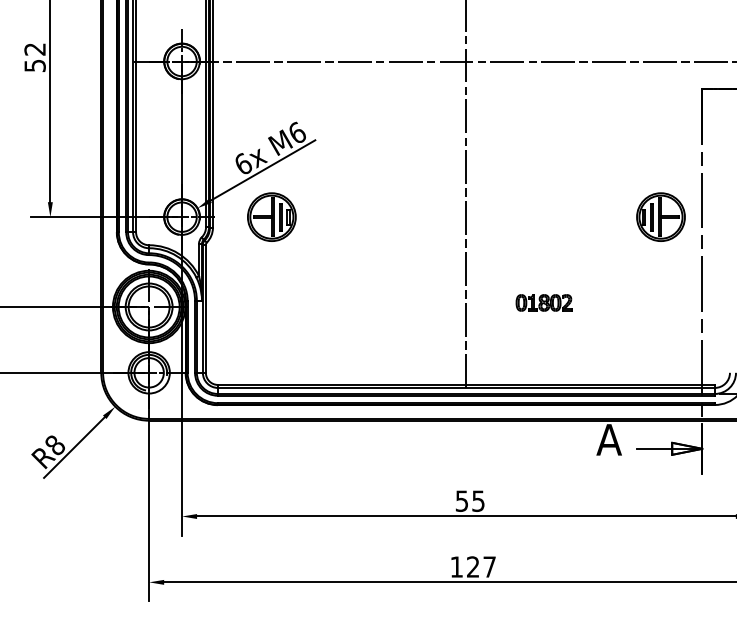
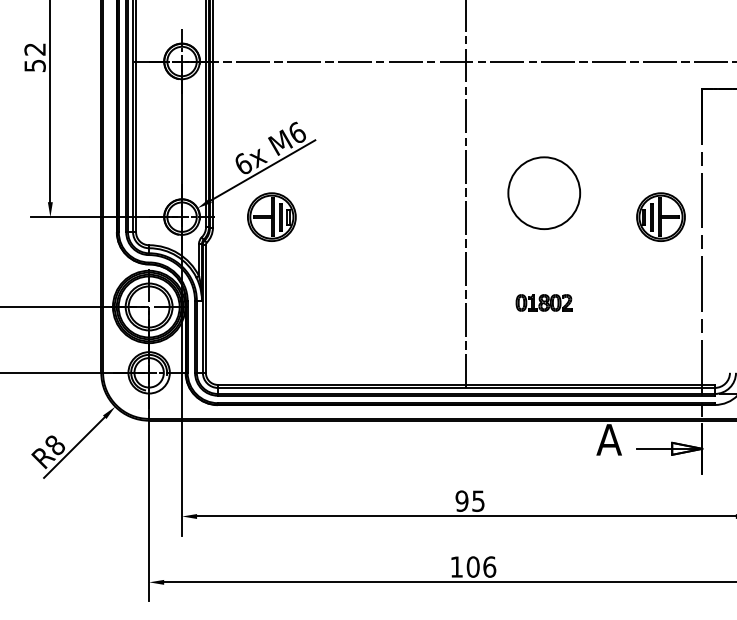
circle: none -> present (544, 192)
text: 55 -> 95 (461, 500)
text: 127 -> 106 (481, 566)
